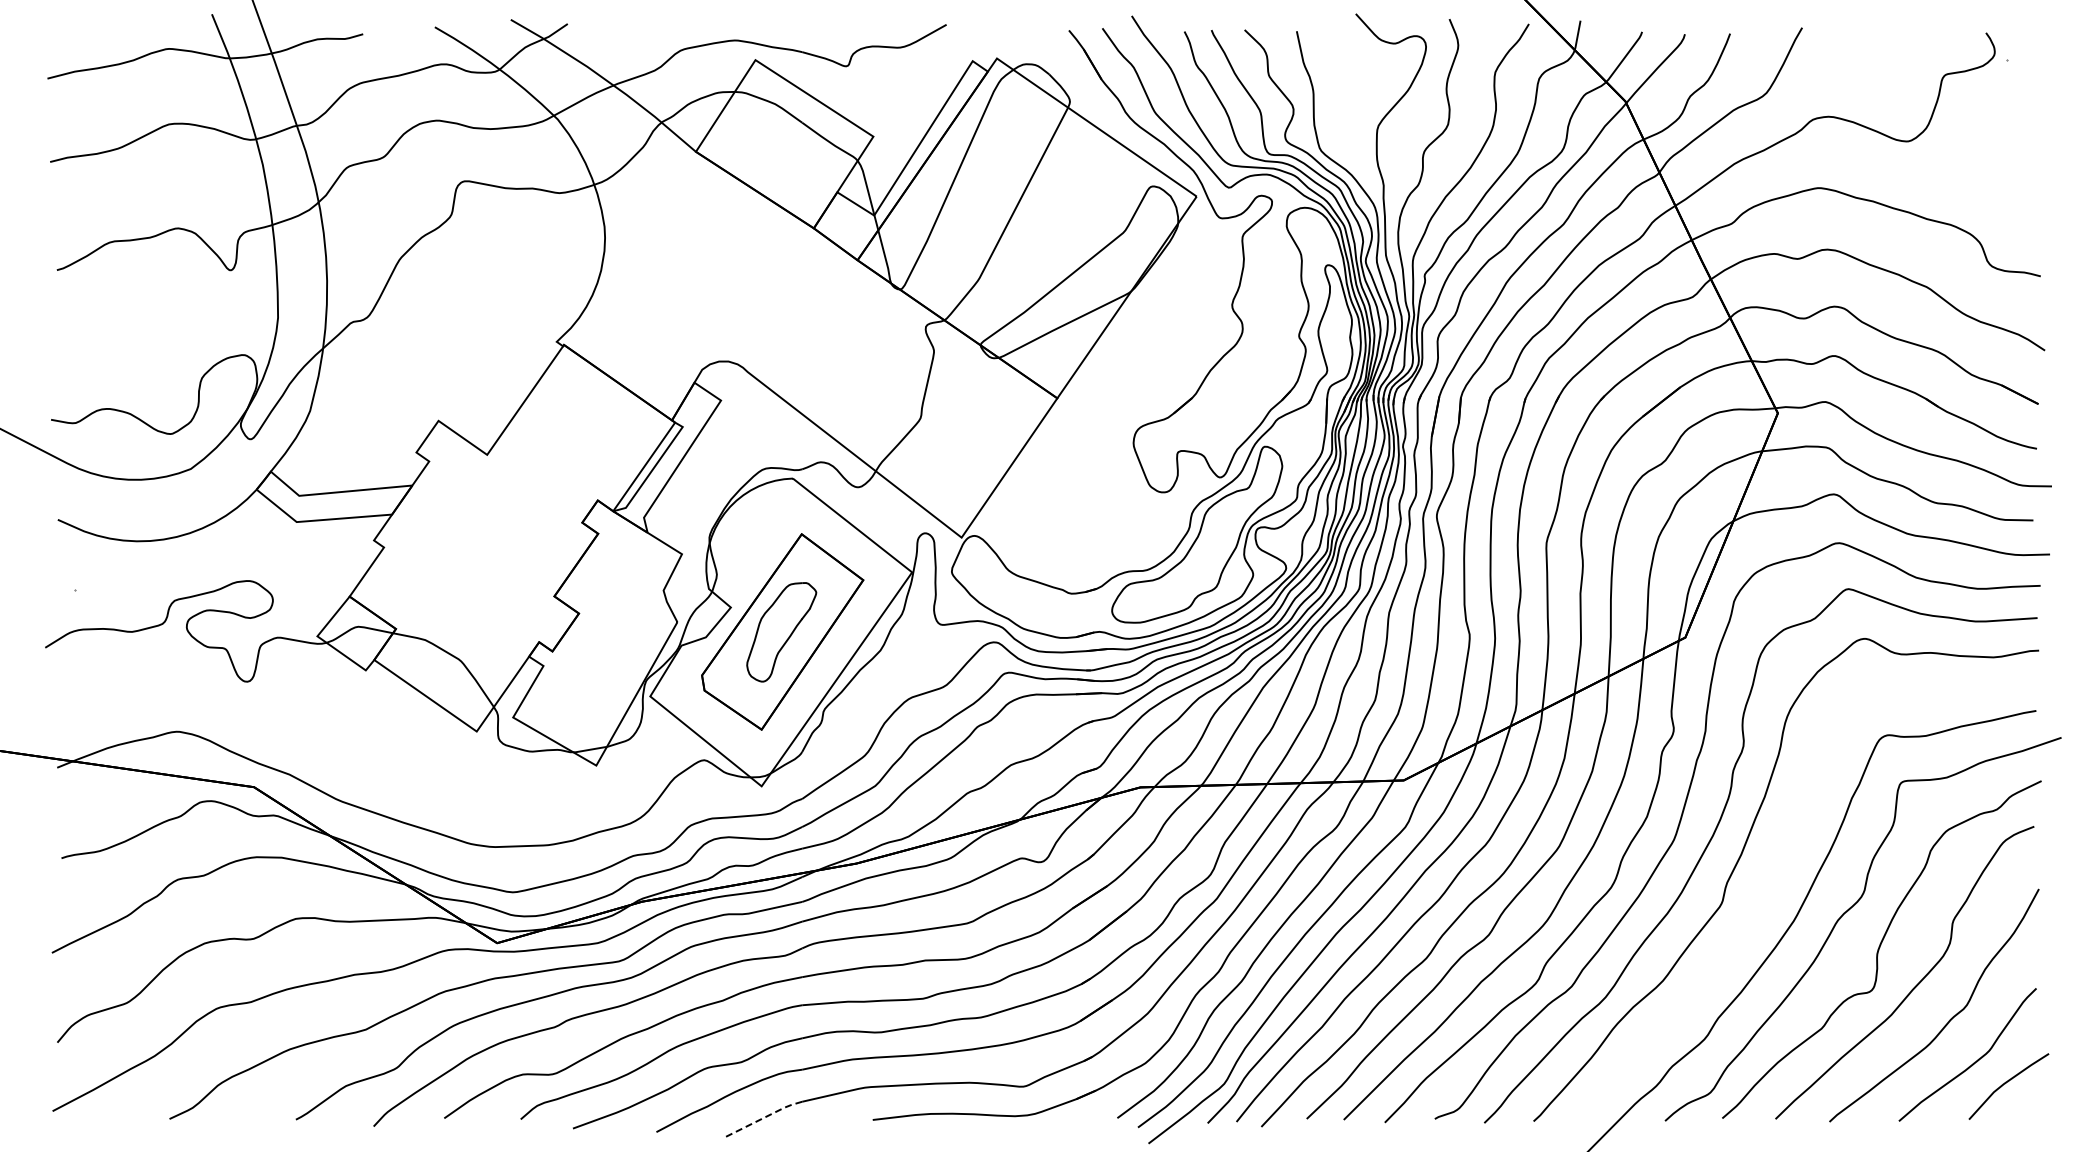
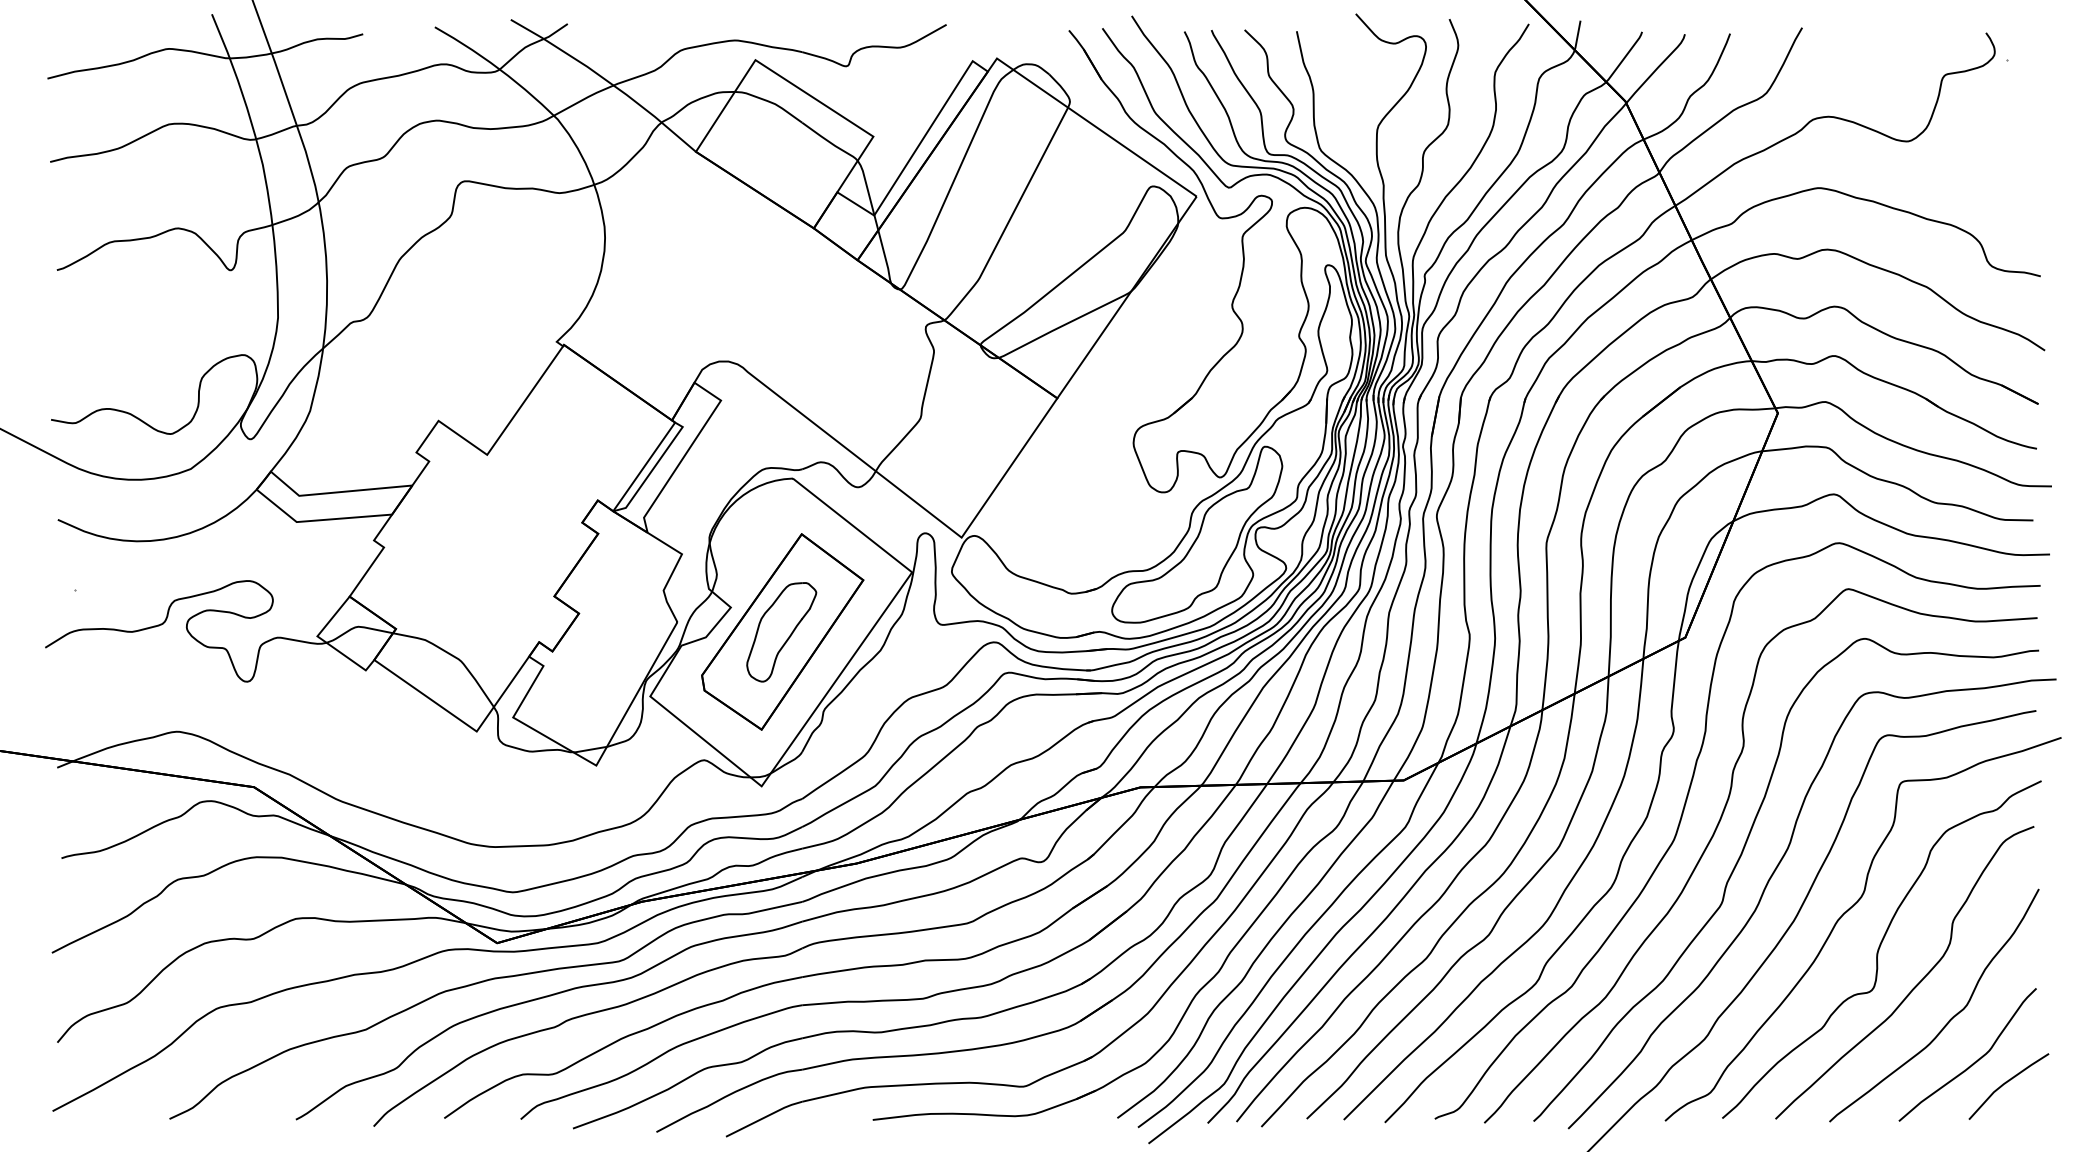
curve: none -> present (1771, 878)
line: dashed -> solid (764, 1117)
